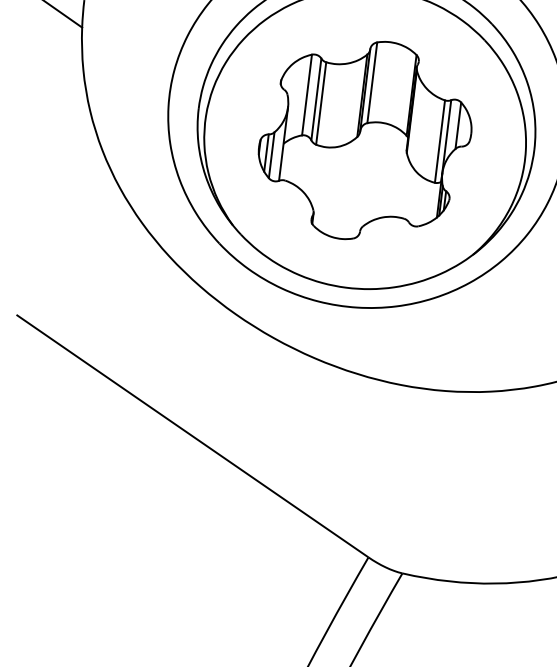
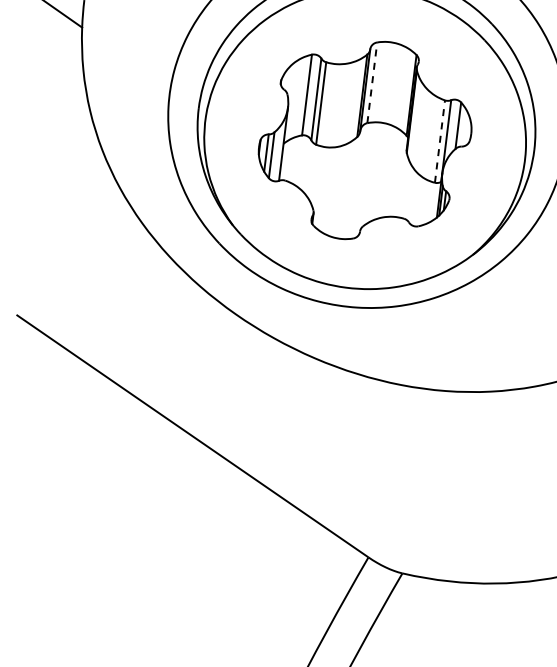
line: solid -> dashed (372, 82)
line: solid -> dashed (439, 141)
